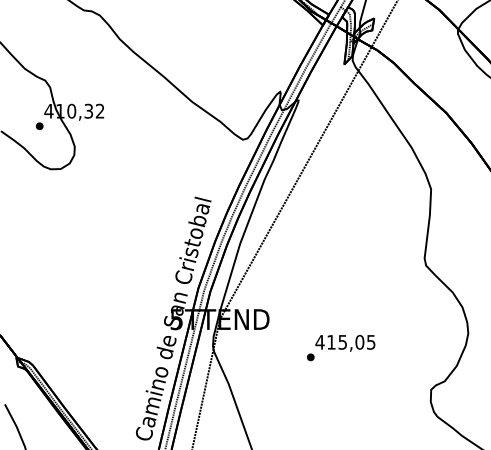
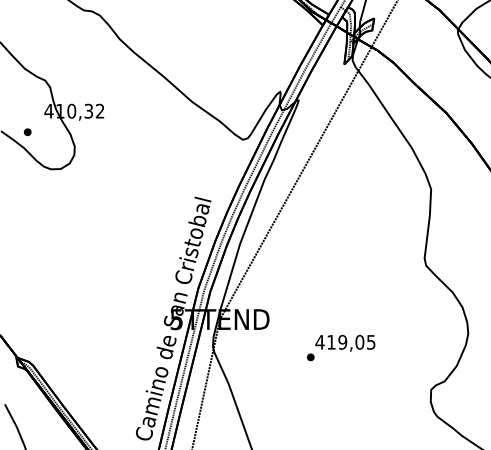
part position: (39, 126) -> (27, 132) (27, 132)
text: 415,05 -> 419,05 (342, 341)
